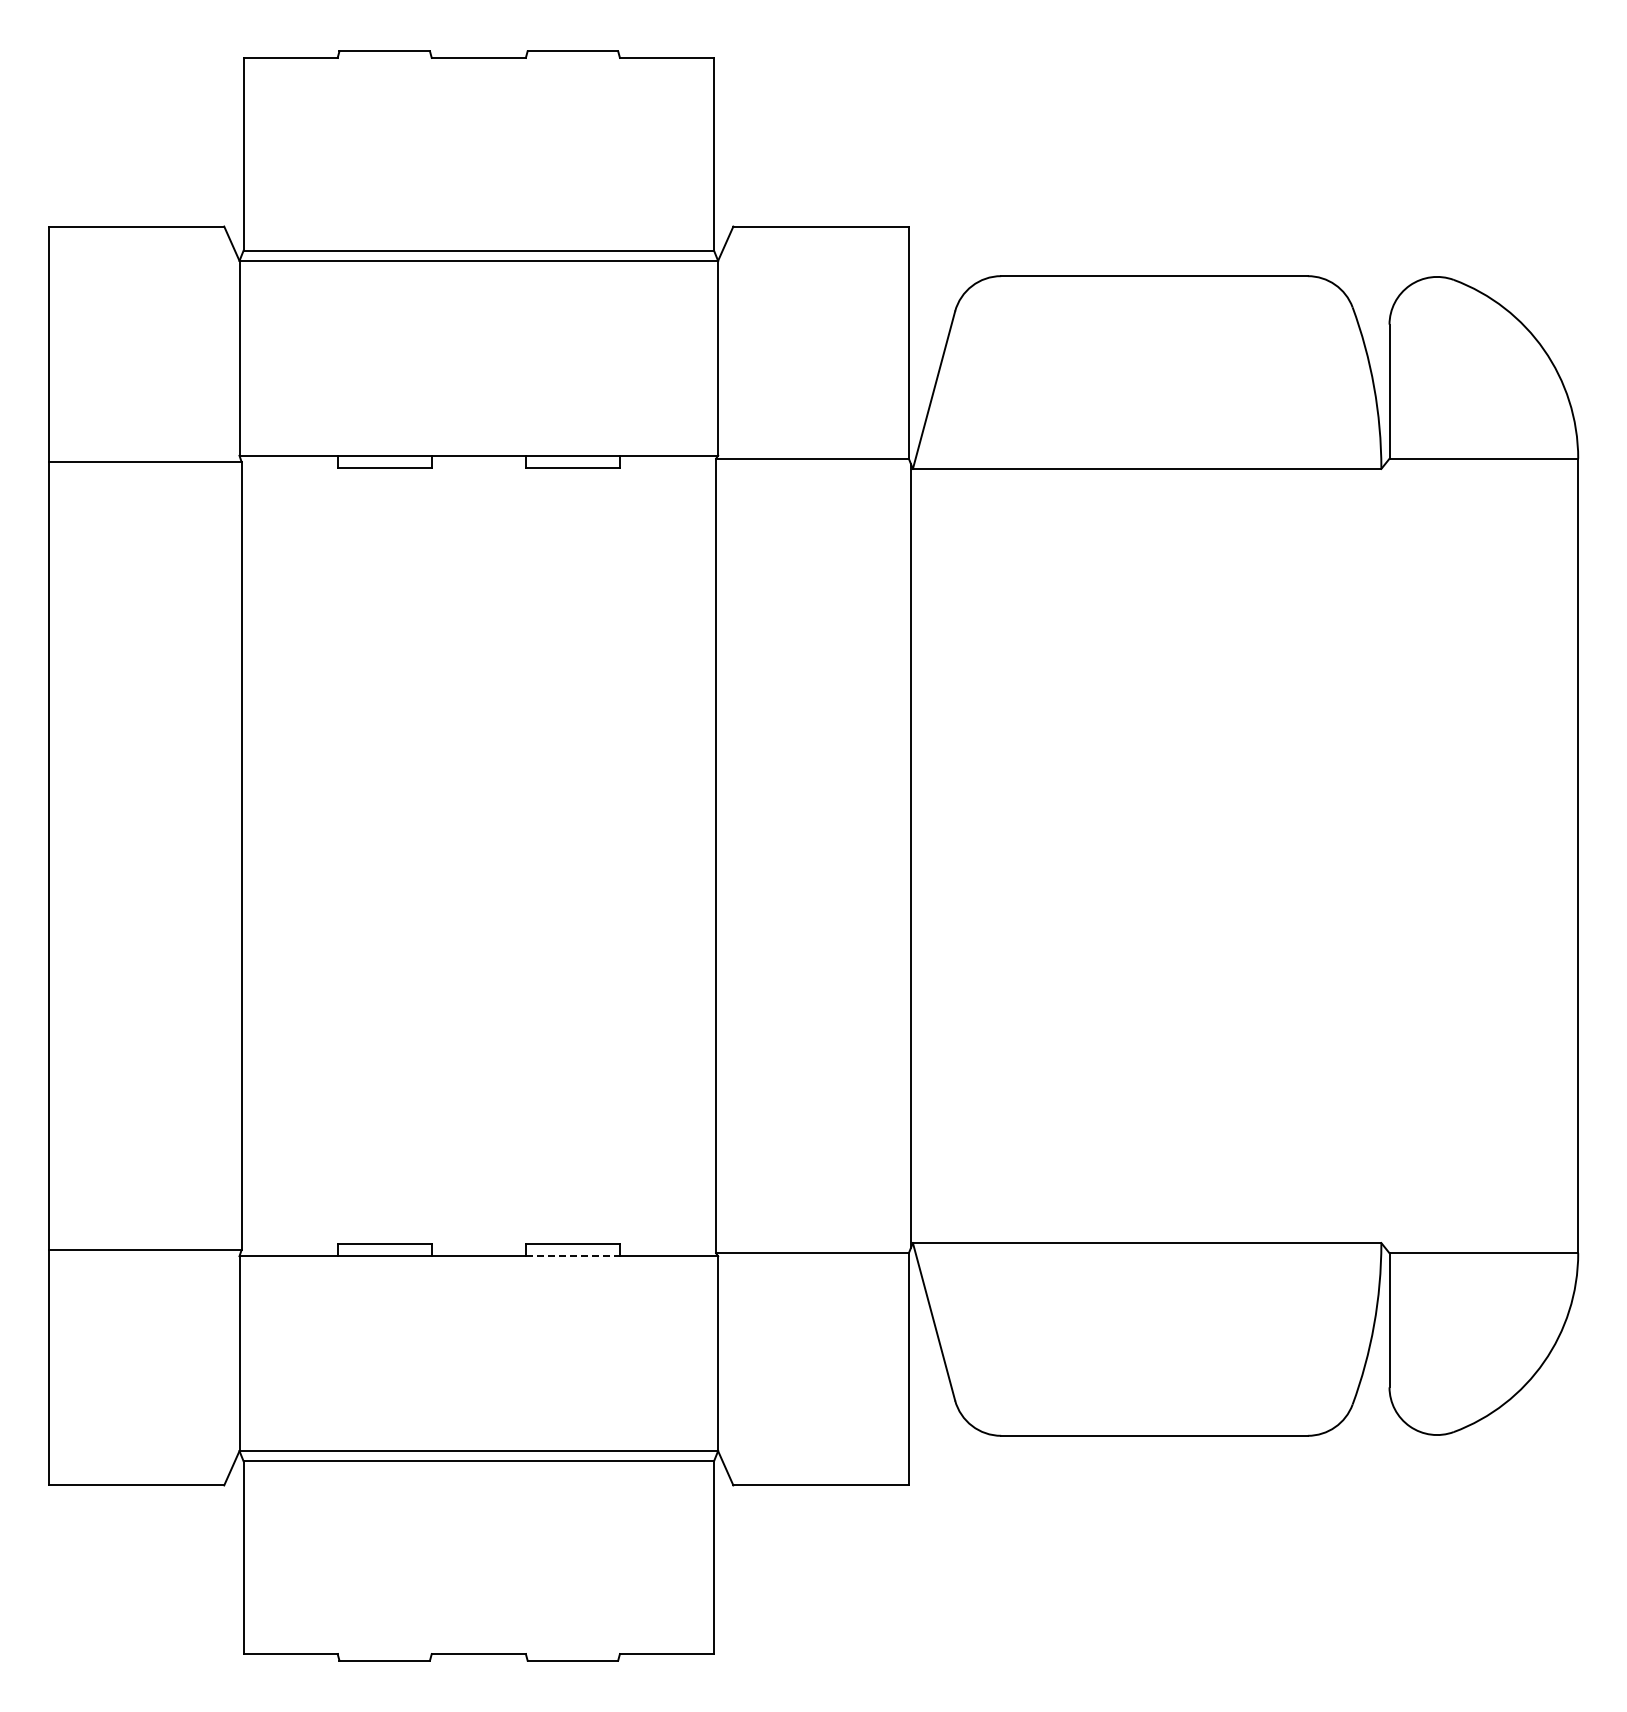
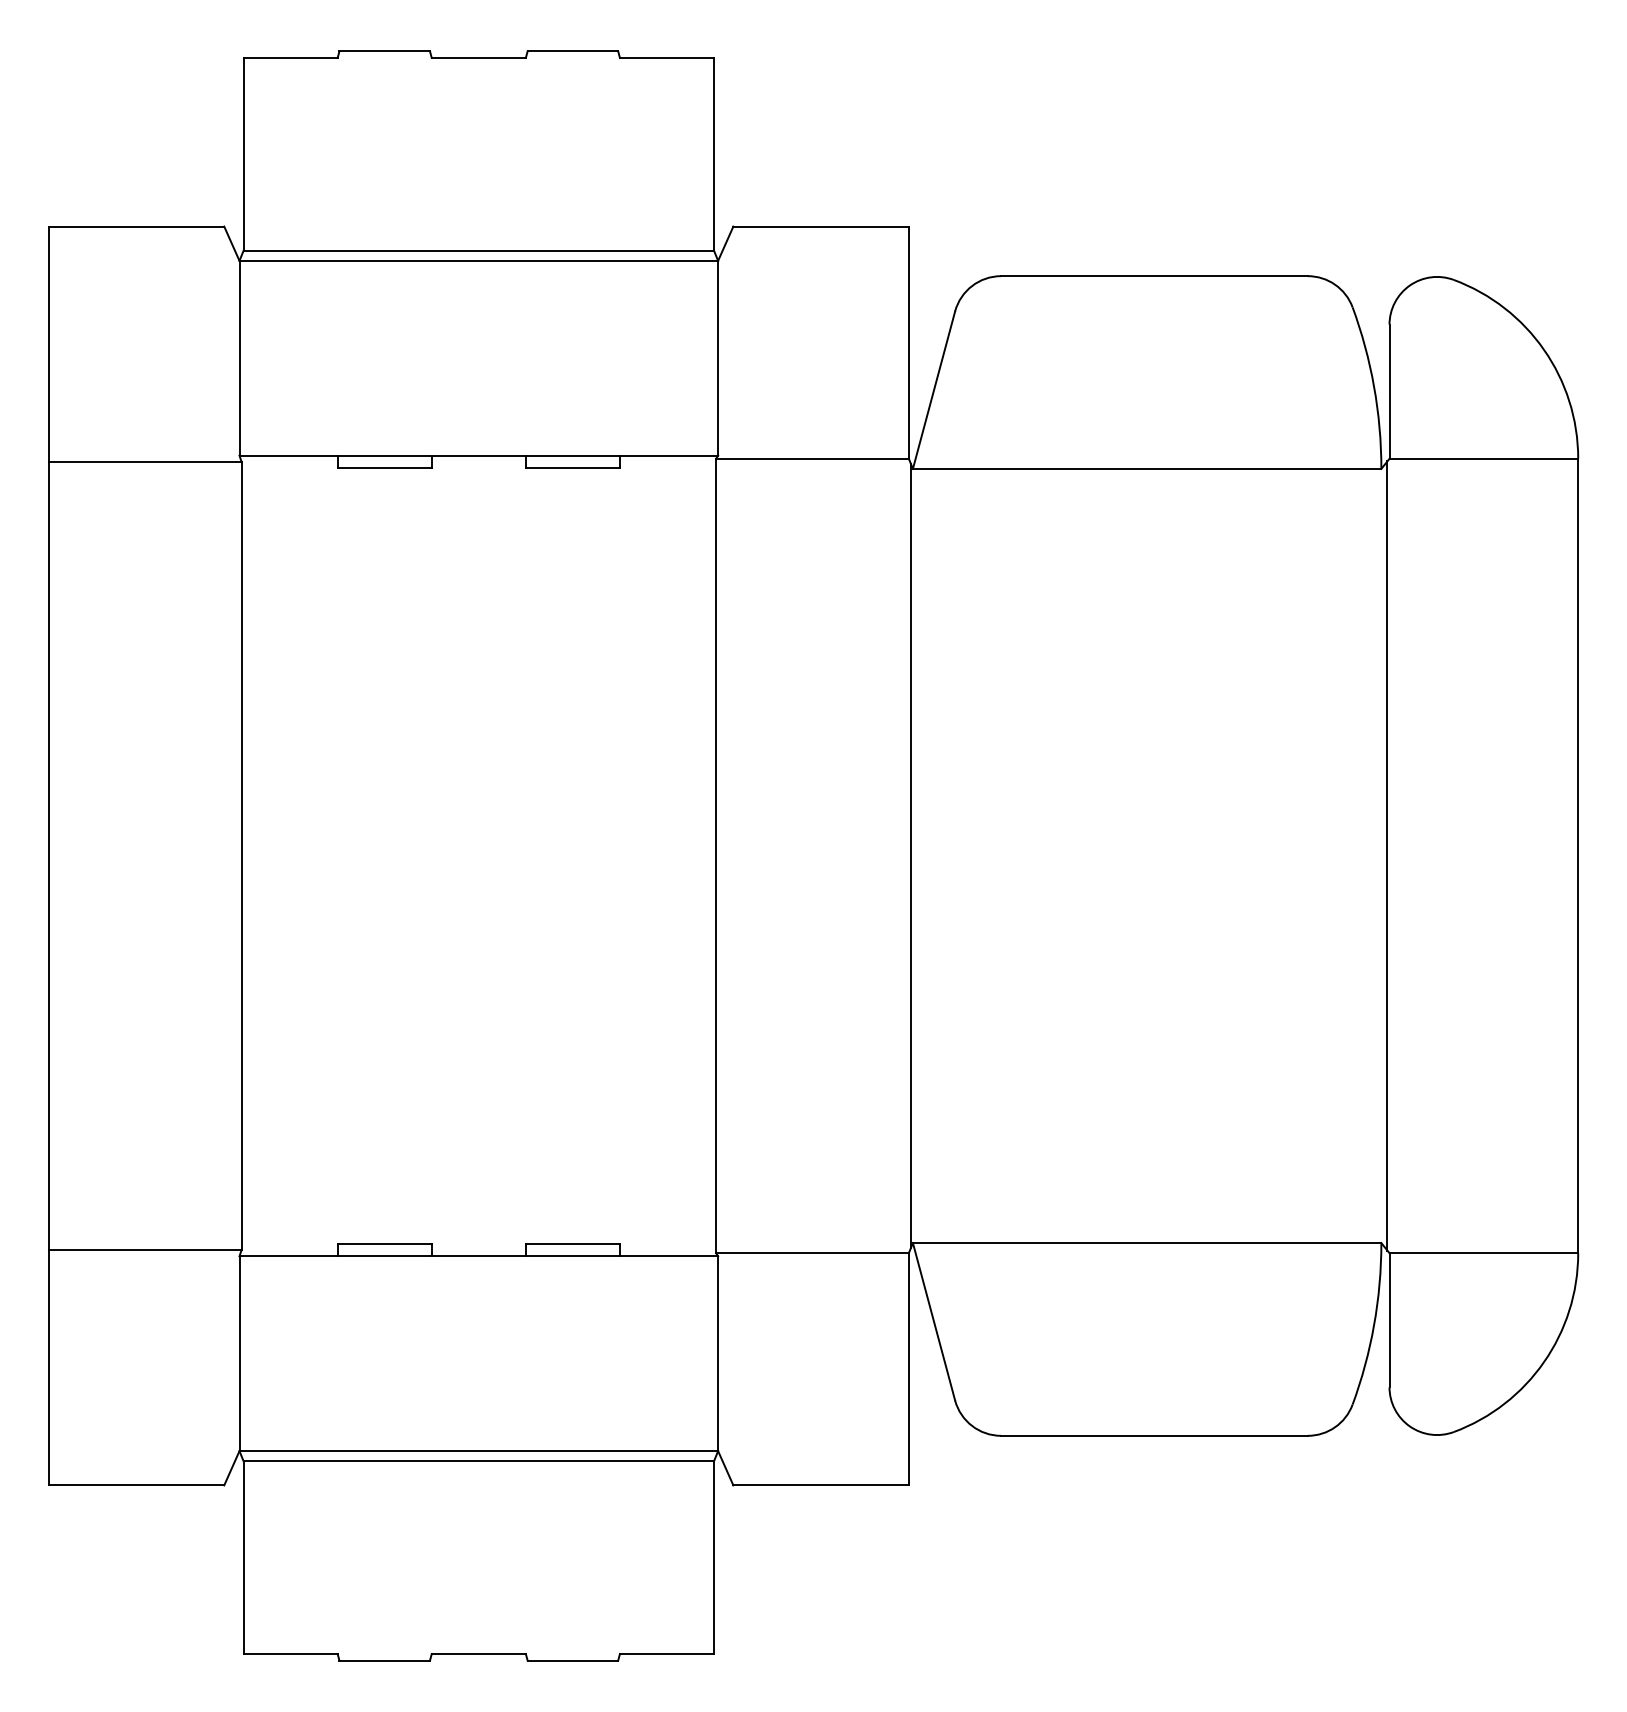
line: none -> present (1387, 855)
line: dashed -> solid (573, 1256)
